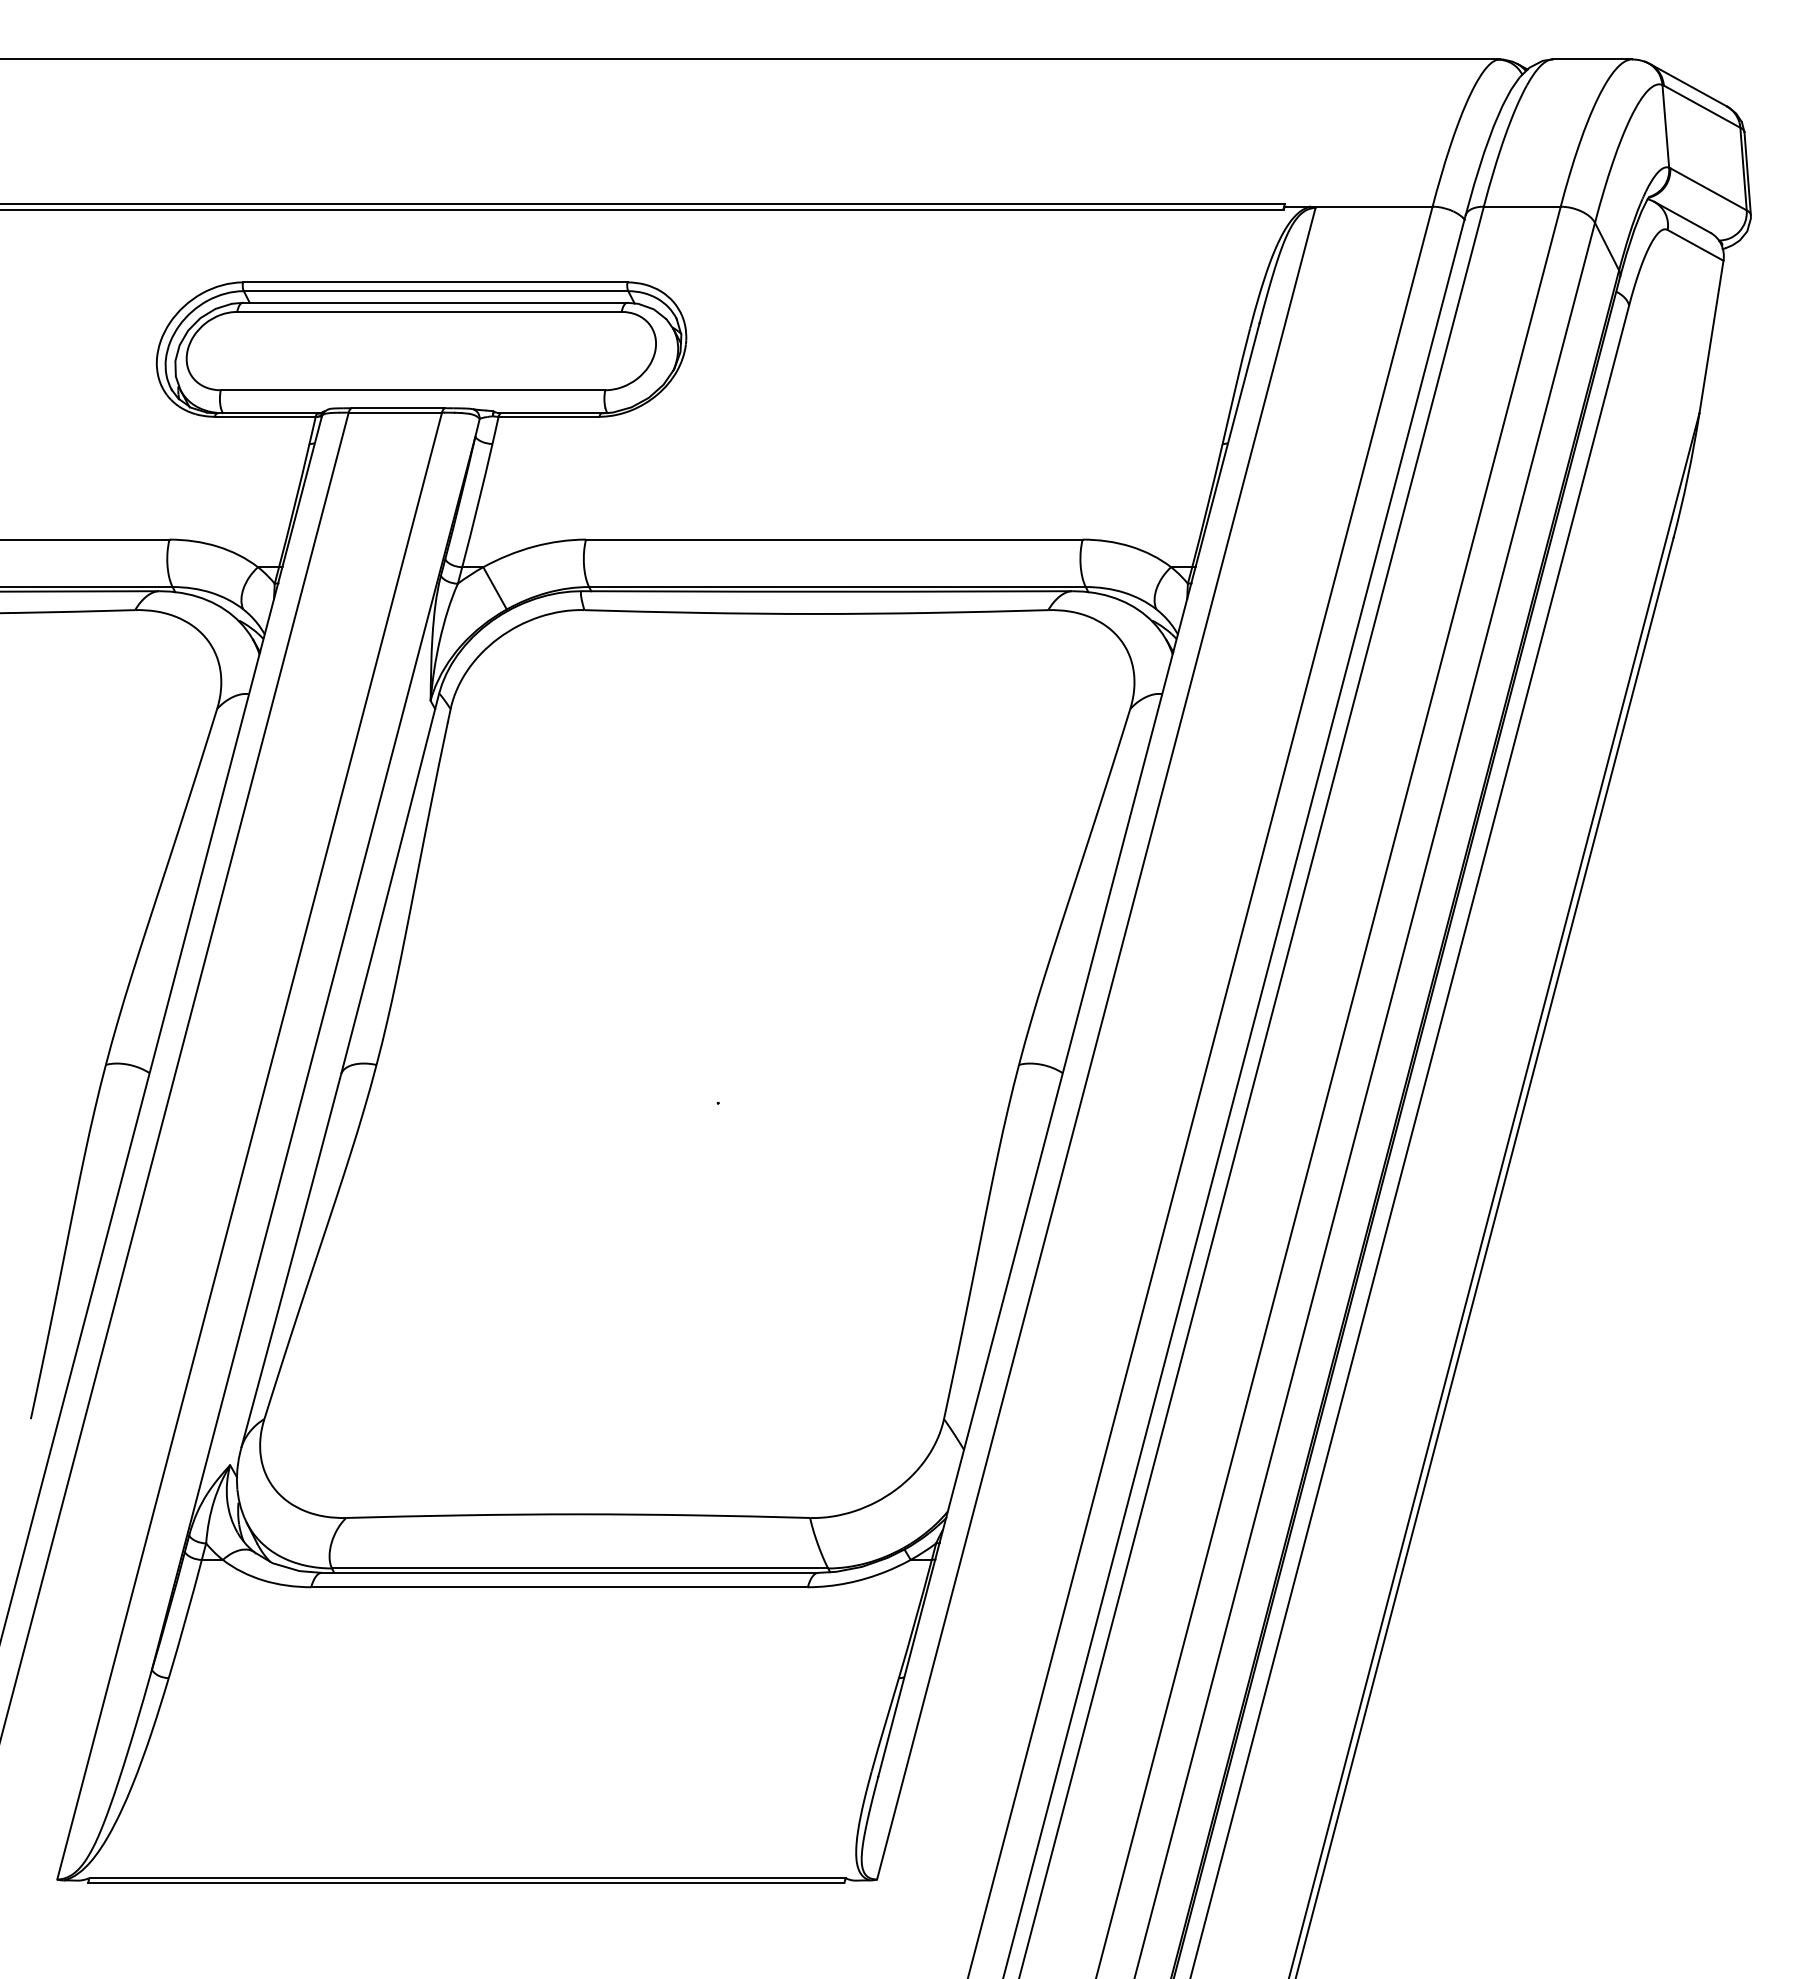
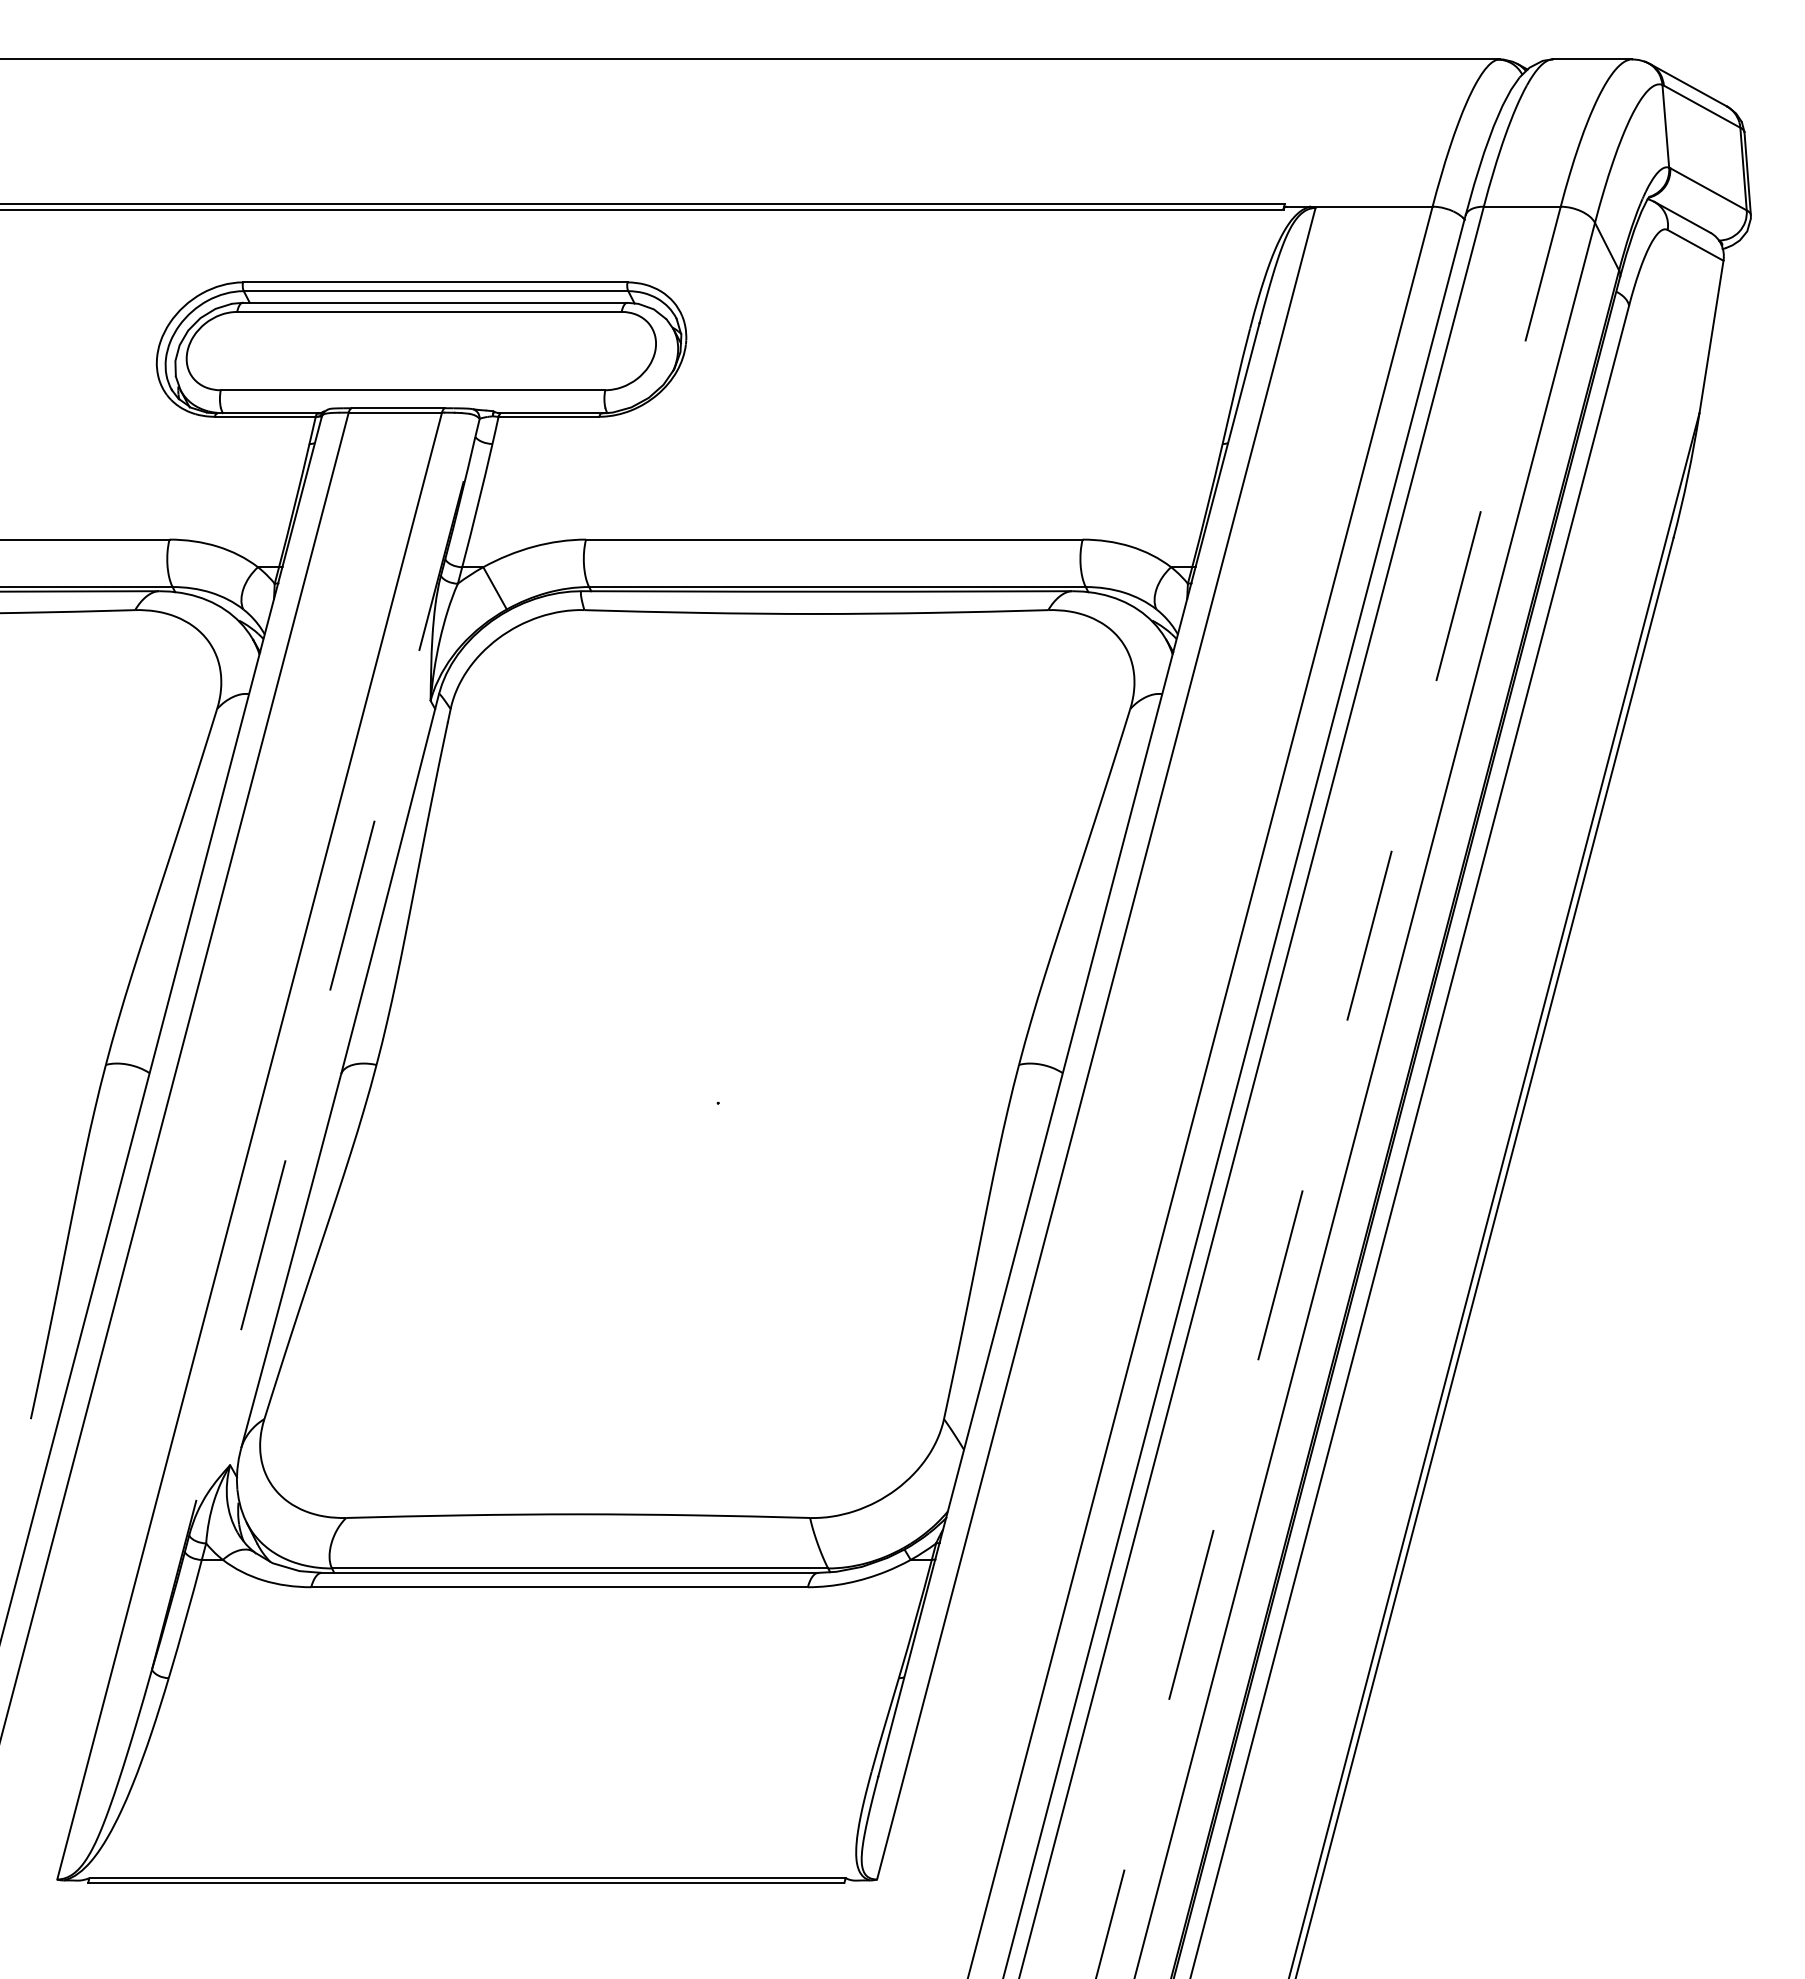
line: solid -> dashed (313, 1052)
line: solid -> dashed (1328, 1092)
